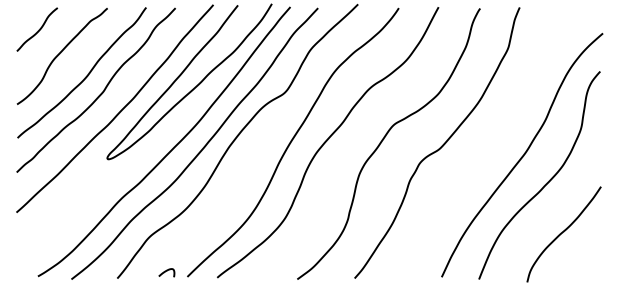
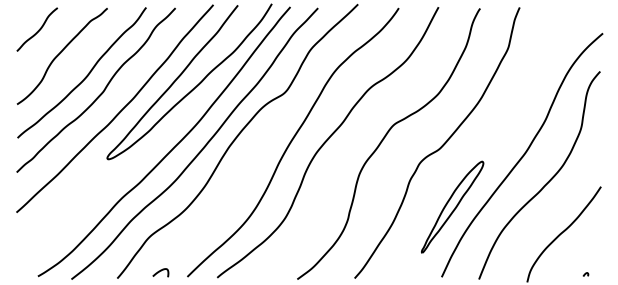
part: none -> present (452, 206)
curve position: (166, 271) -> (160, 271) (160, 271)
curve: none -> present (585, 274)
